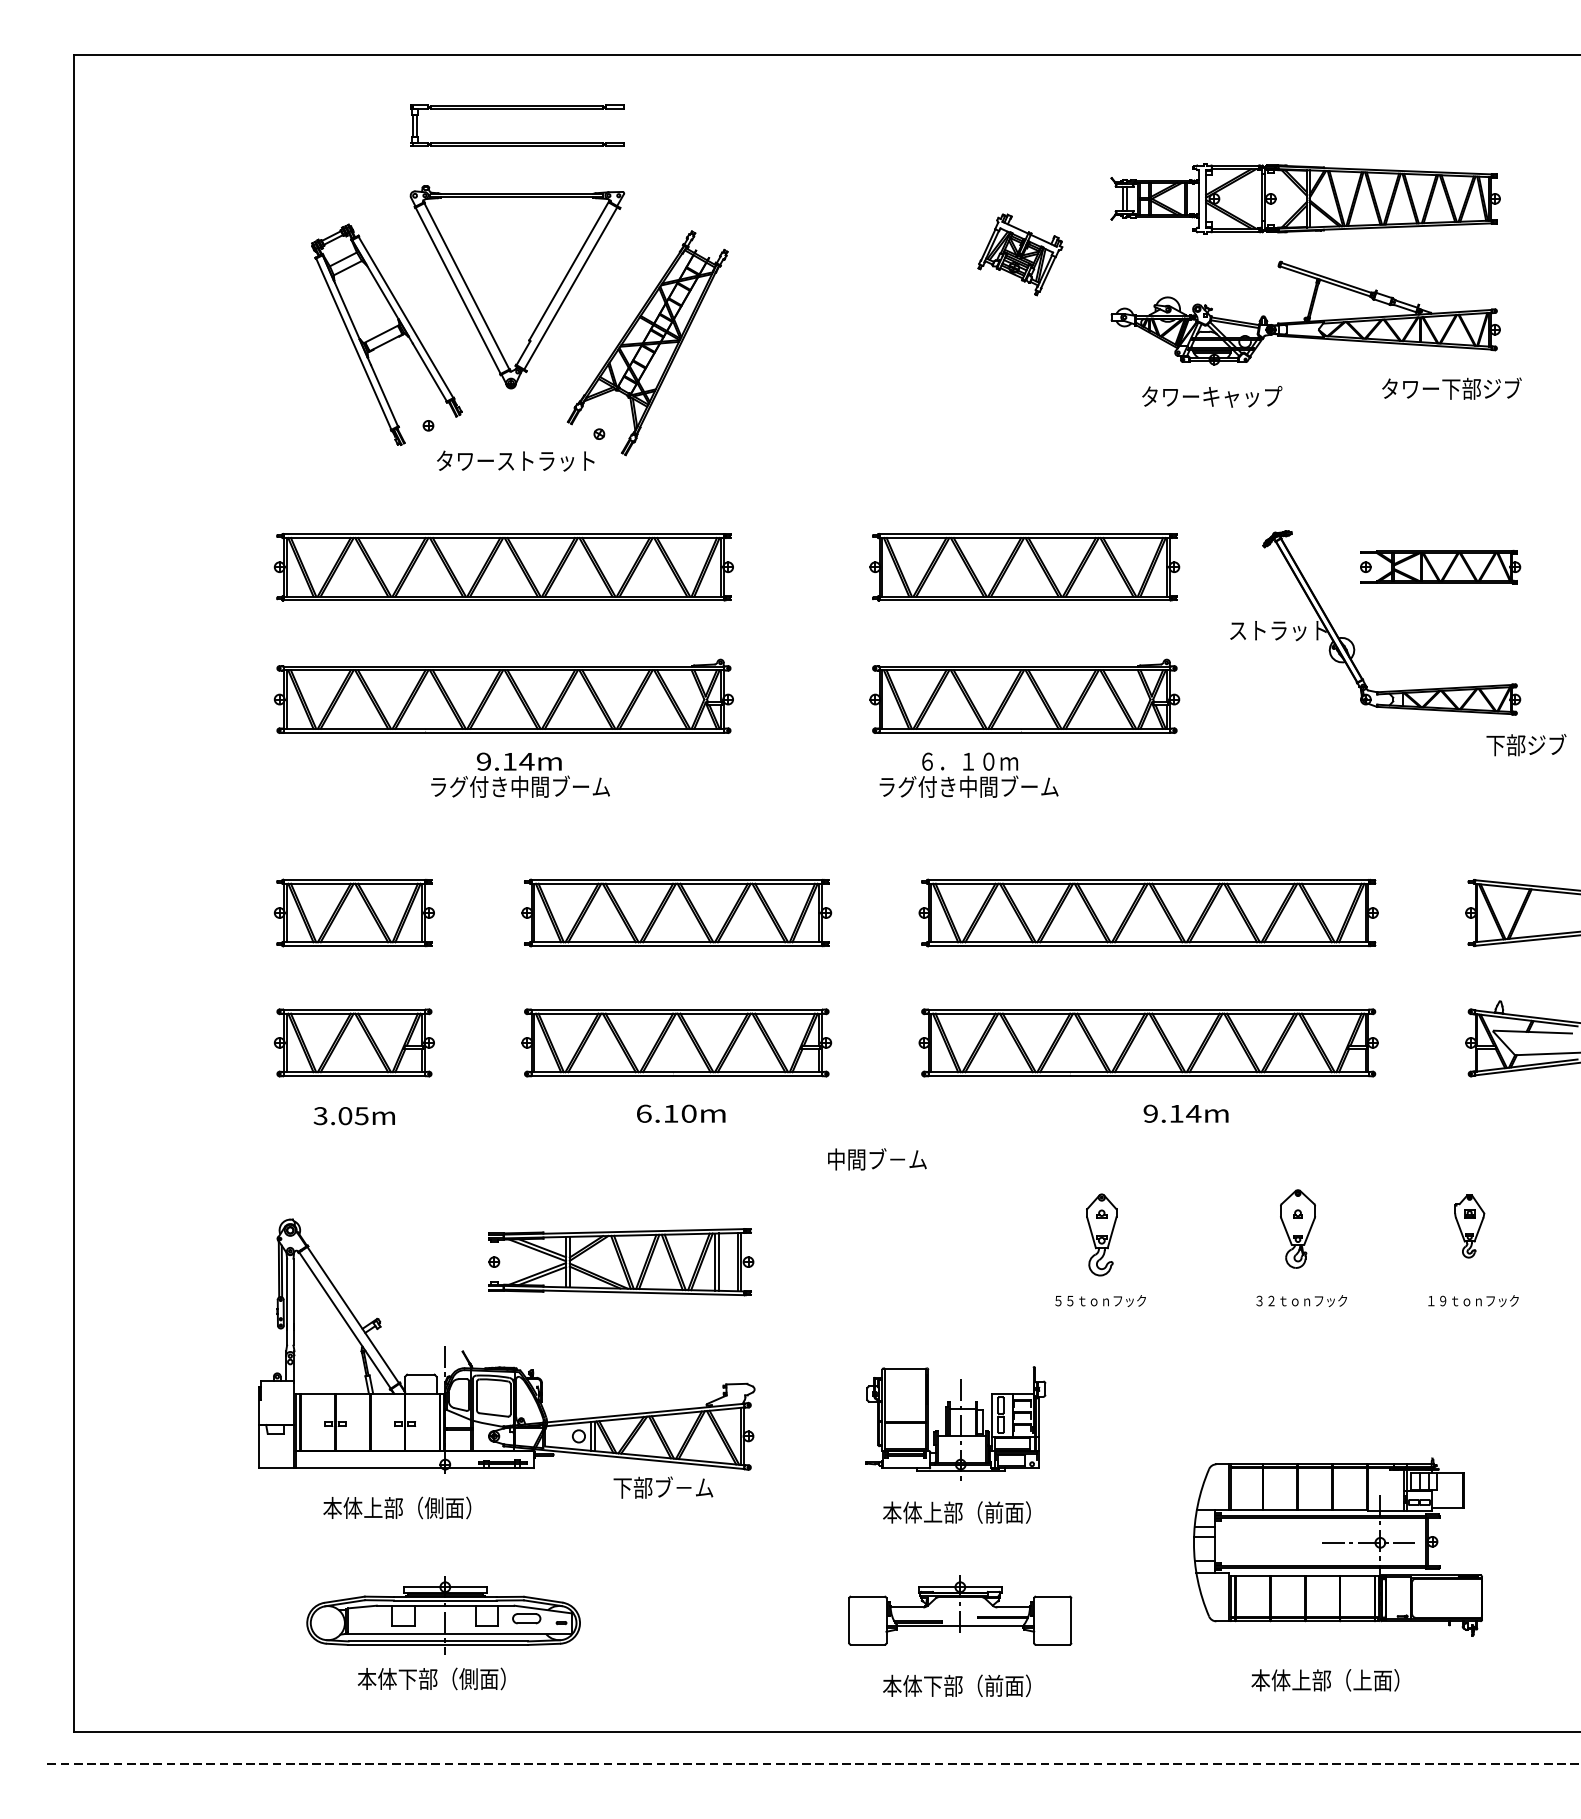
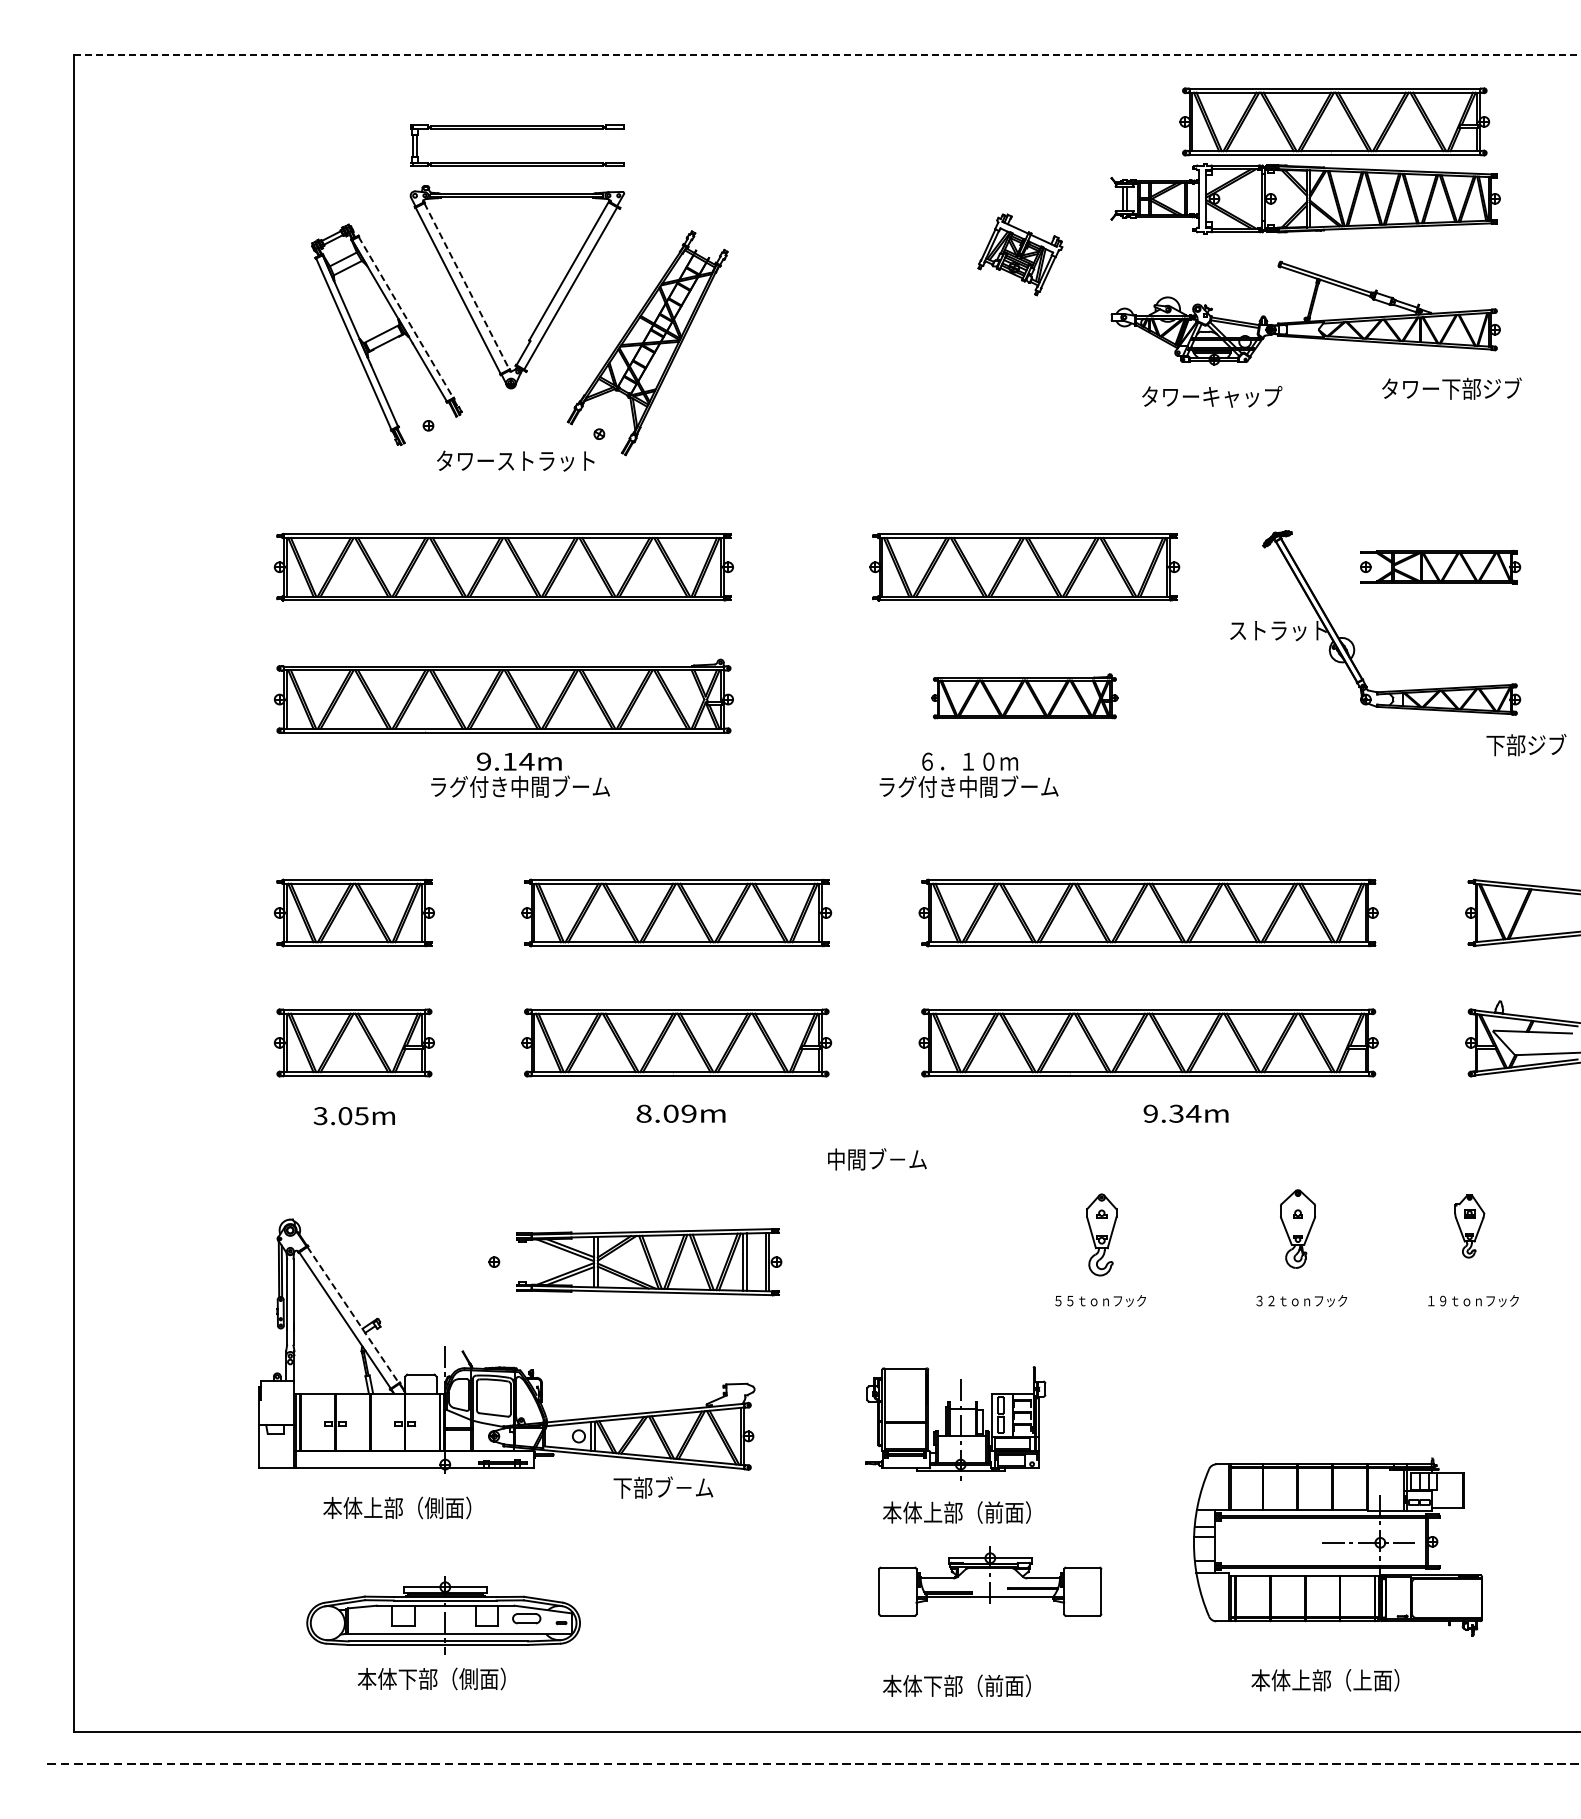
line: solid -> dashed (827, 54)
part position: (517, 109) -> (517, 129) (517, 129)
part: none -> present (1334, 121)
line: solid -> dashed (467, 286)
line: solid -> dashed (406, 317)
part size: 312x76 px -> 188x47 px (1024, 696)
text: 6.10m -> 8.09m (666, 1113)
text: 9.14m -> 9.34m (1176, 1113)
part position: (621, 1262) -> (649, 1262) (649, 1262)
line: solid -> dashed (353, 1315)
part position: (960, 1610) -> (990, 1581) (990, 1581)
